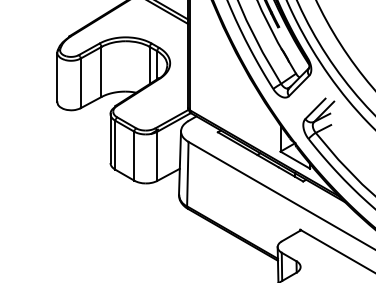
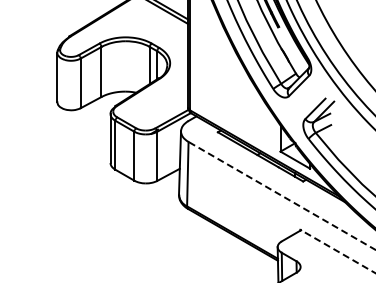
line: solid -> dashed (282, 195)
line: solid -> dashed (337, 251)
